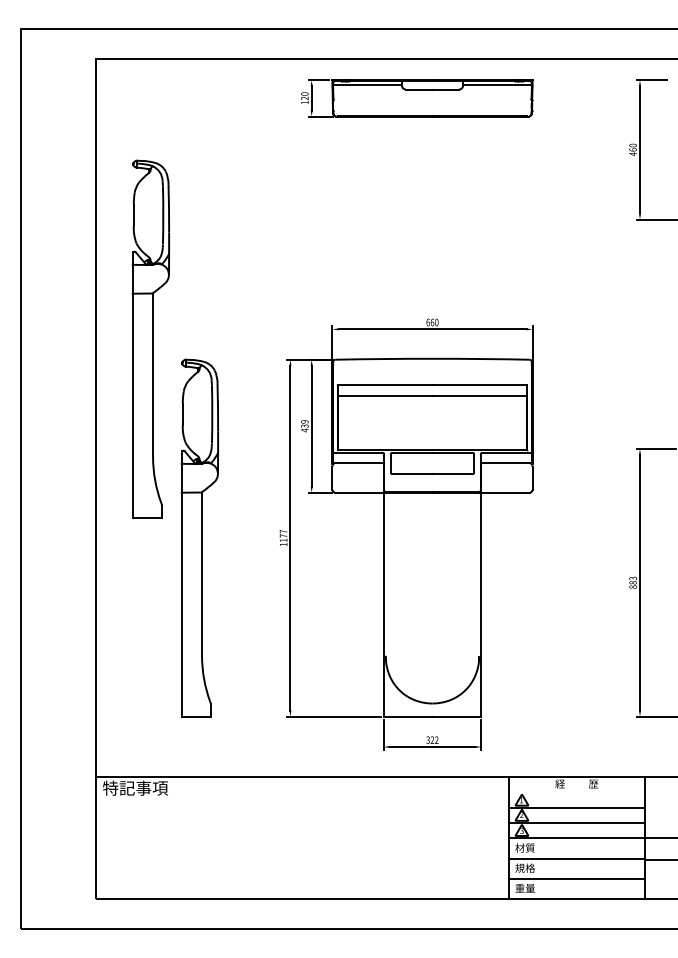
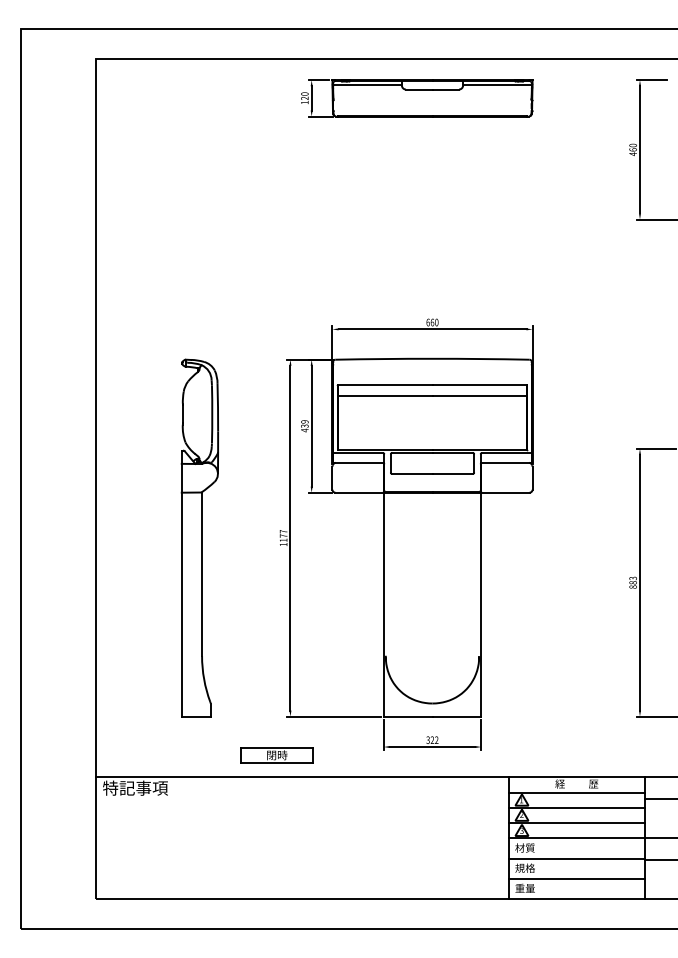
part: present -> none (150, 338)
part: none -> present (276, 755)
line: none -> present (576, 792)
line: none -> present (659, 798)
